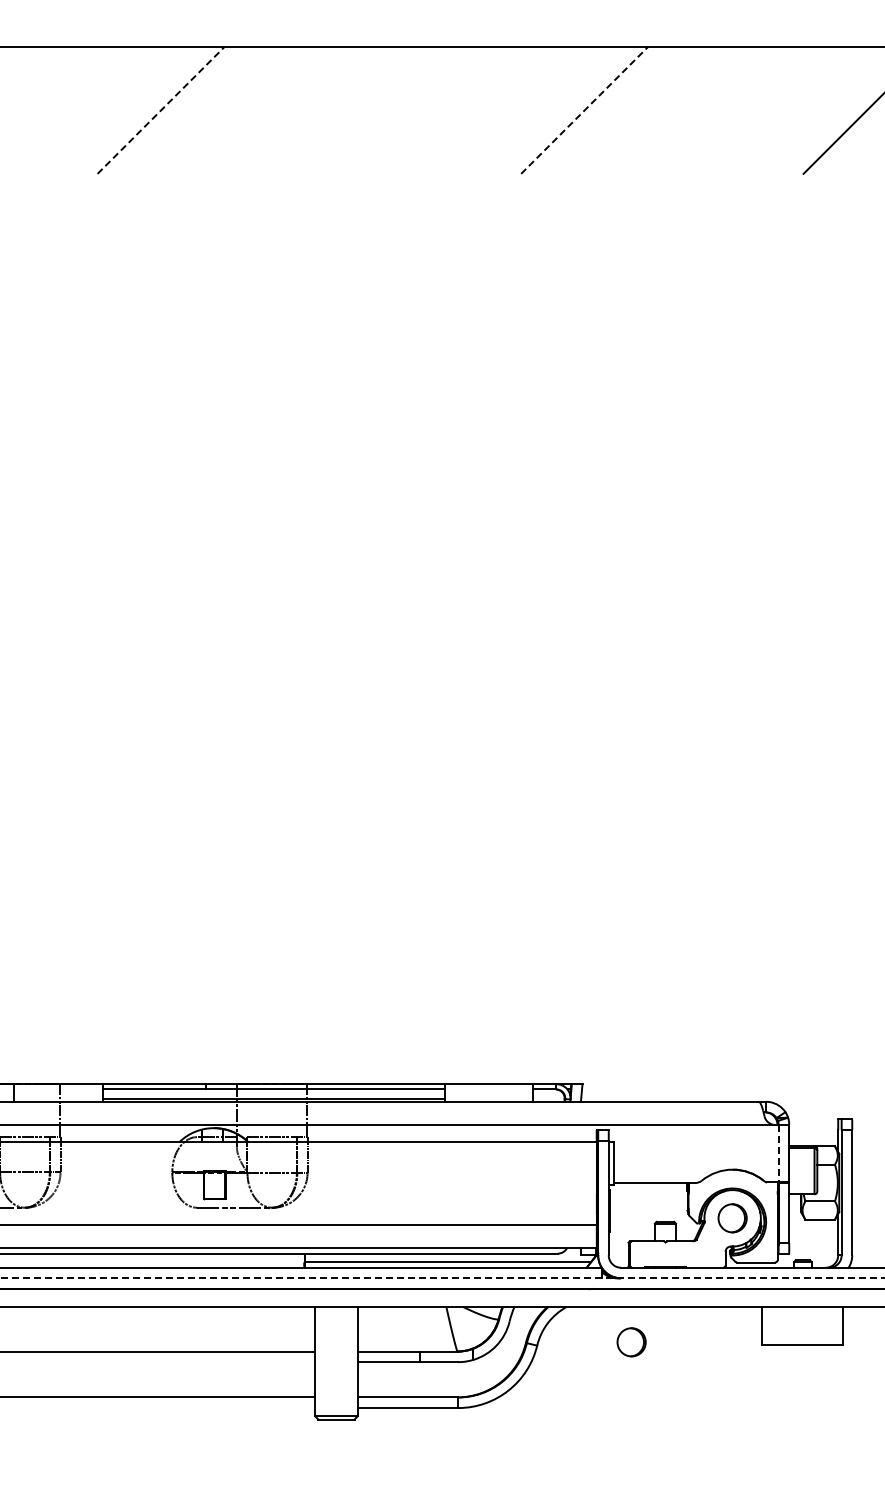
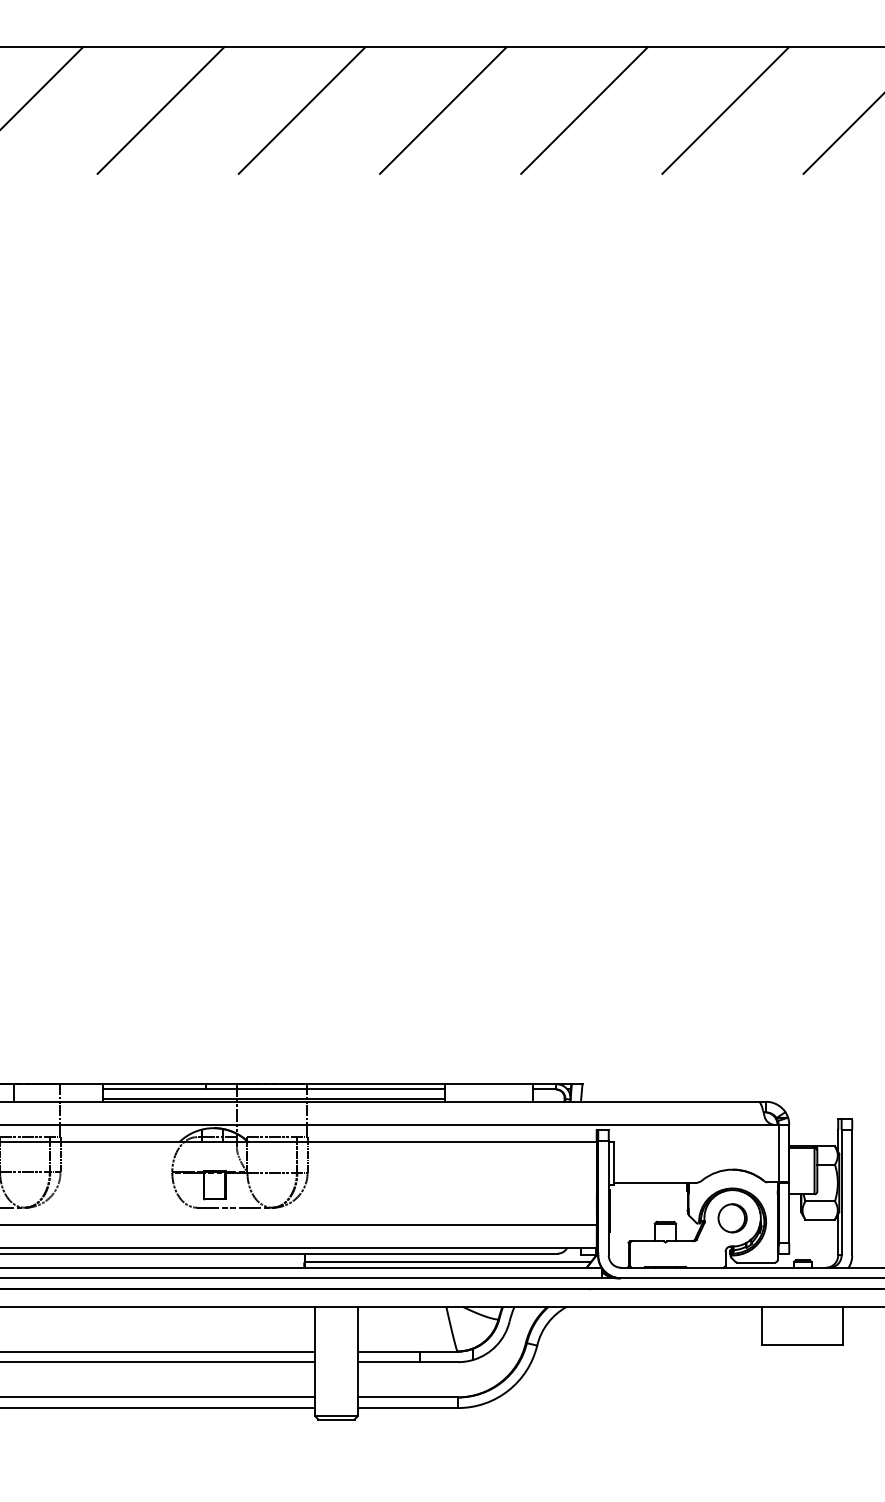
line: none -> present (42, 87)
line: dashed -> solid (160, 110)
line: none -> present (301, 110)
line: none -> present (442, 110)
line: dashed -> solid (584, 110)
line: none -> present (725, 110)
line: dashed -> solid (778, 1153)
line: dashed -> solid (442, 1278)
circle: present -> none (631, 1342)
line: none -> present (158, 1362)
line: none -> present (158, 1408)
